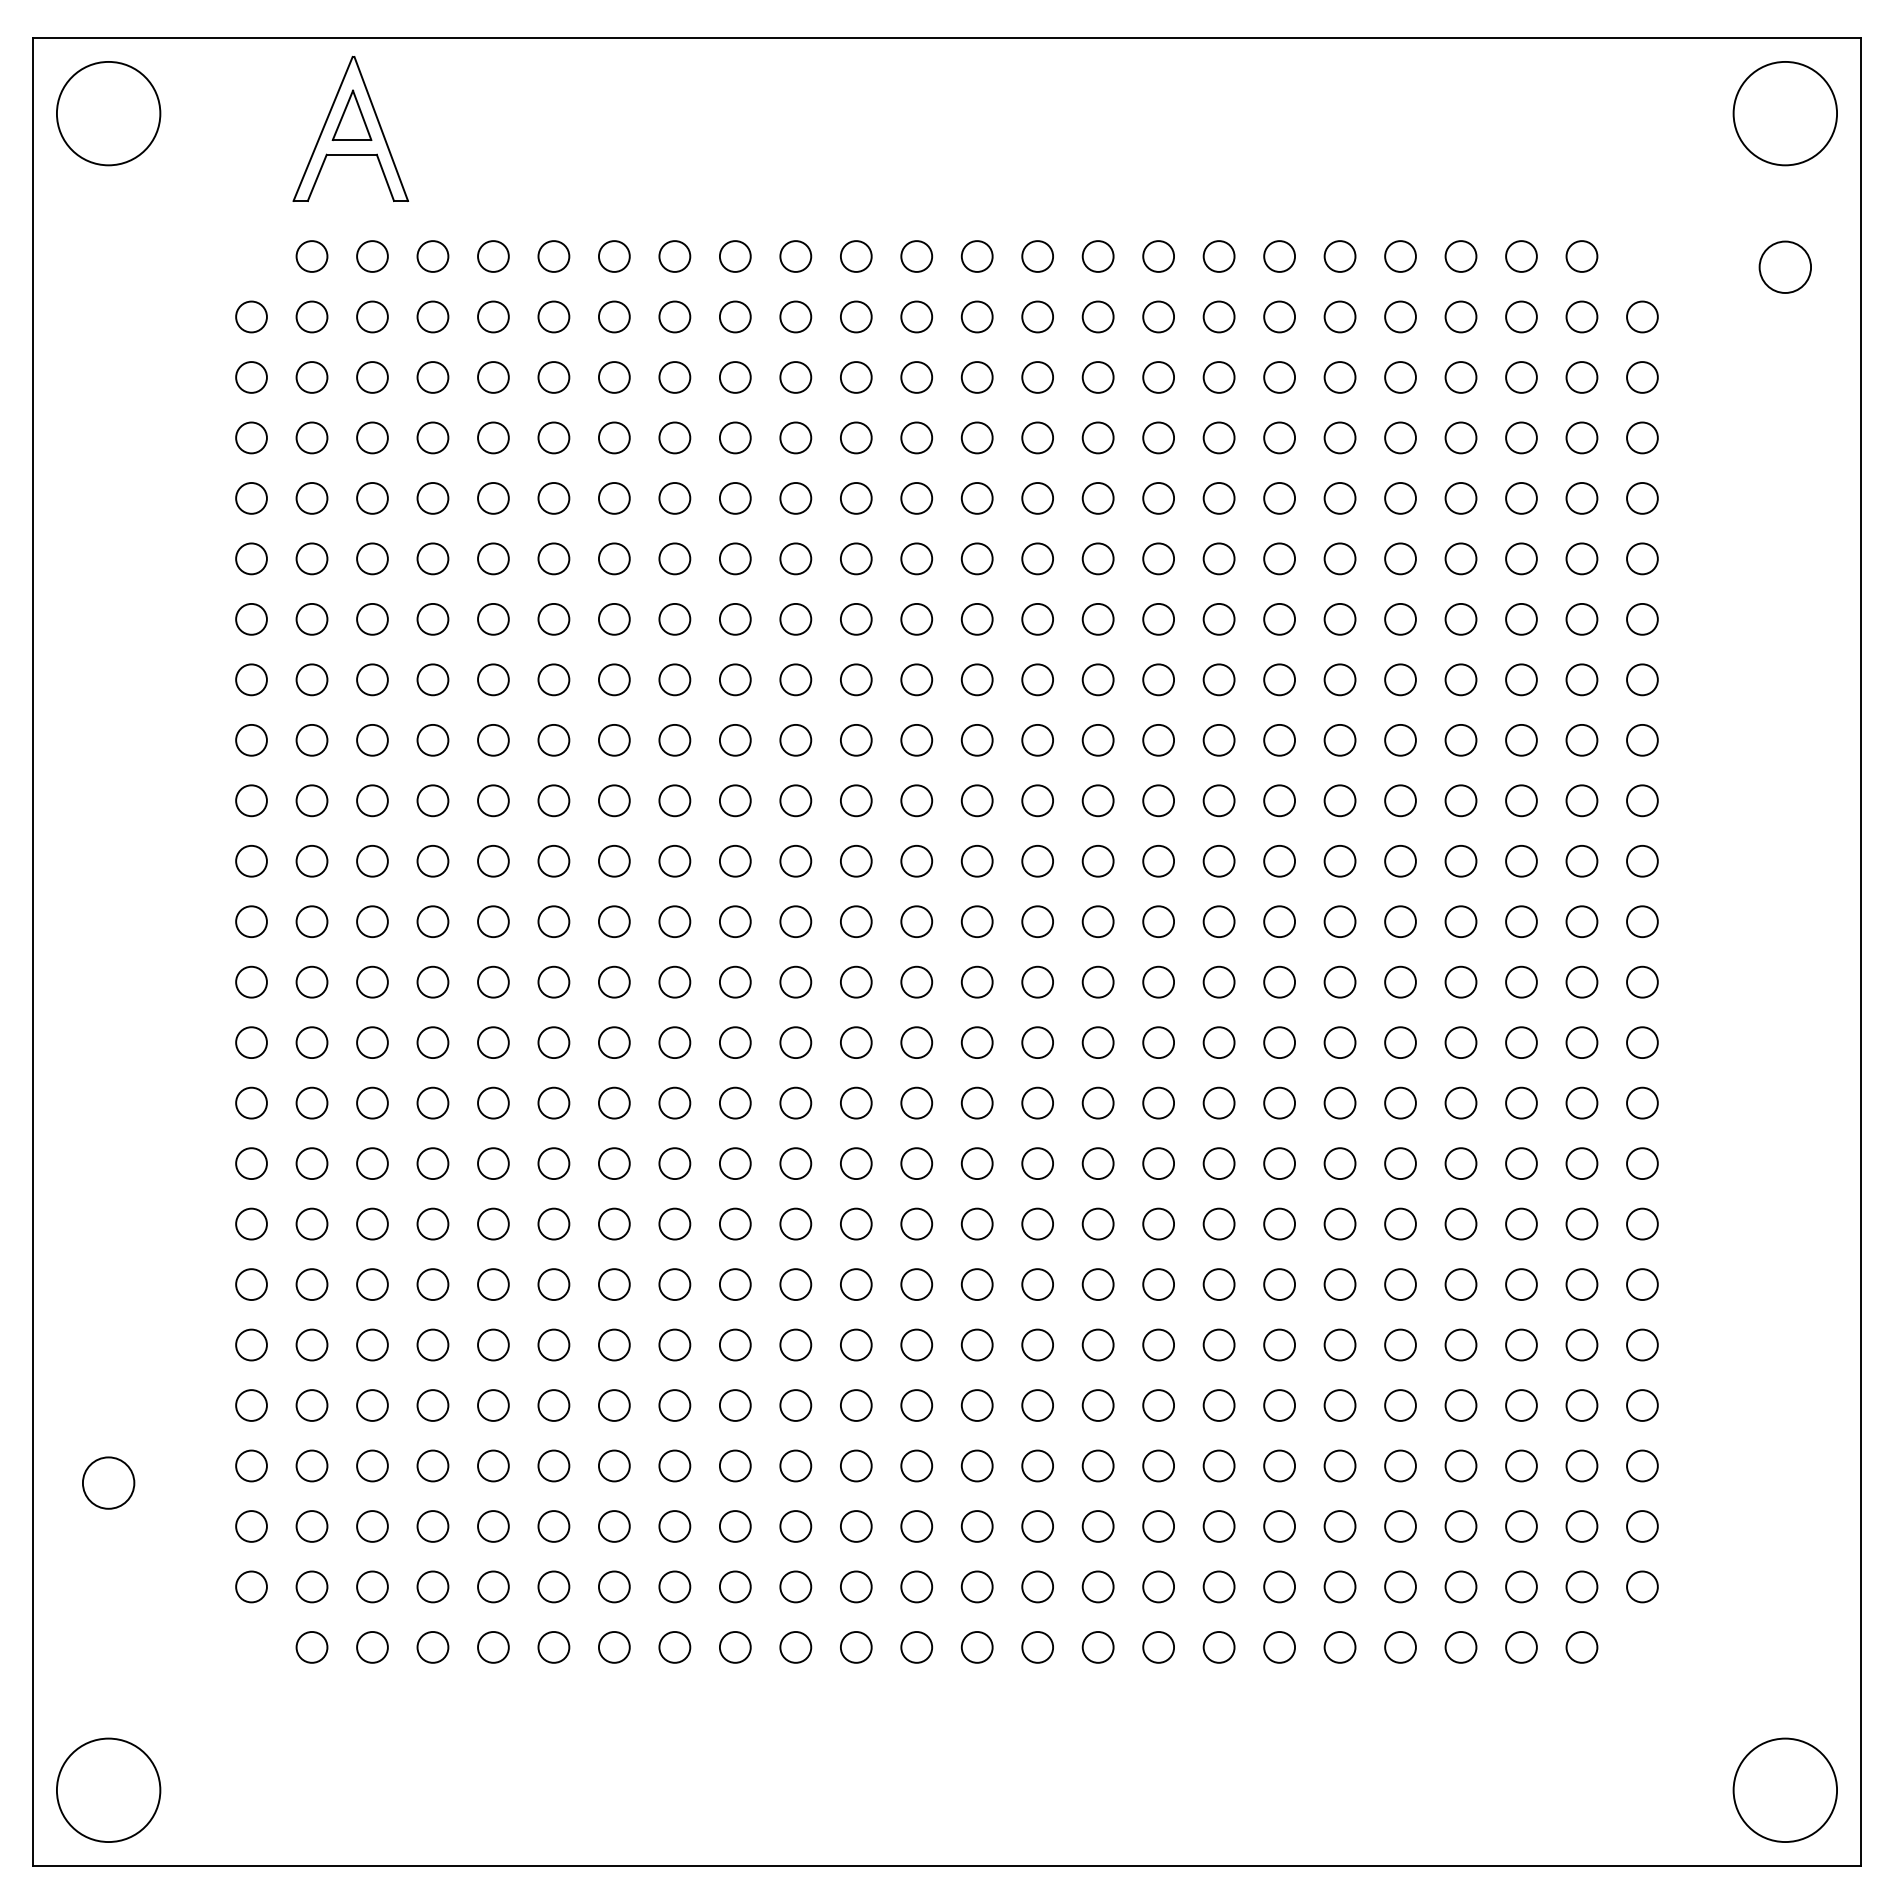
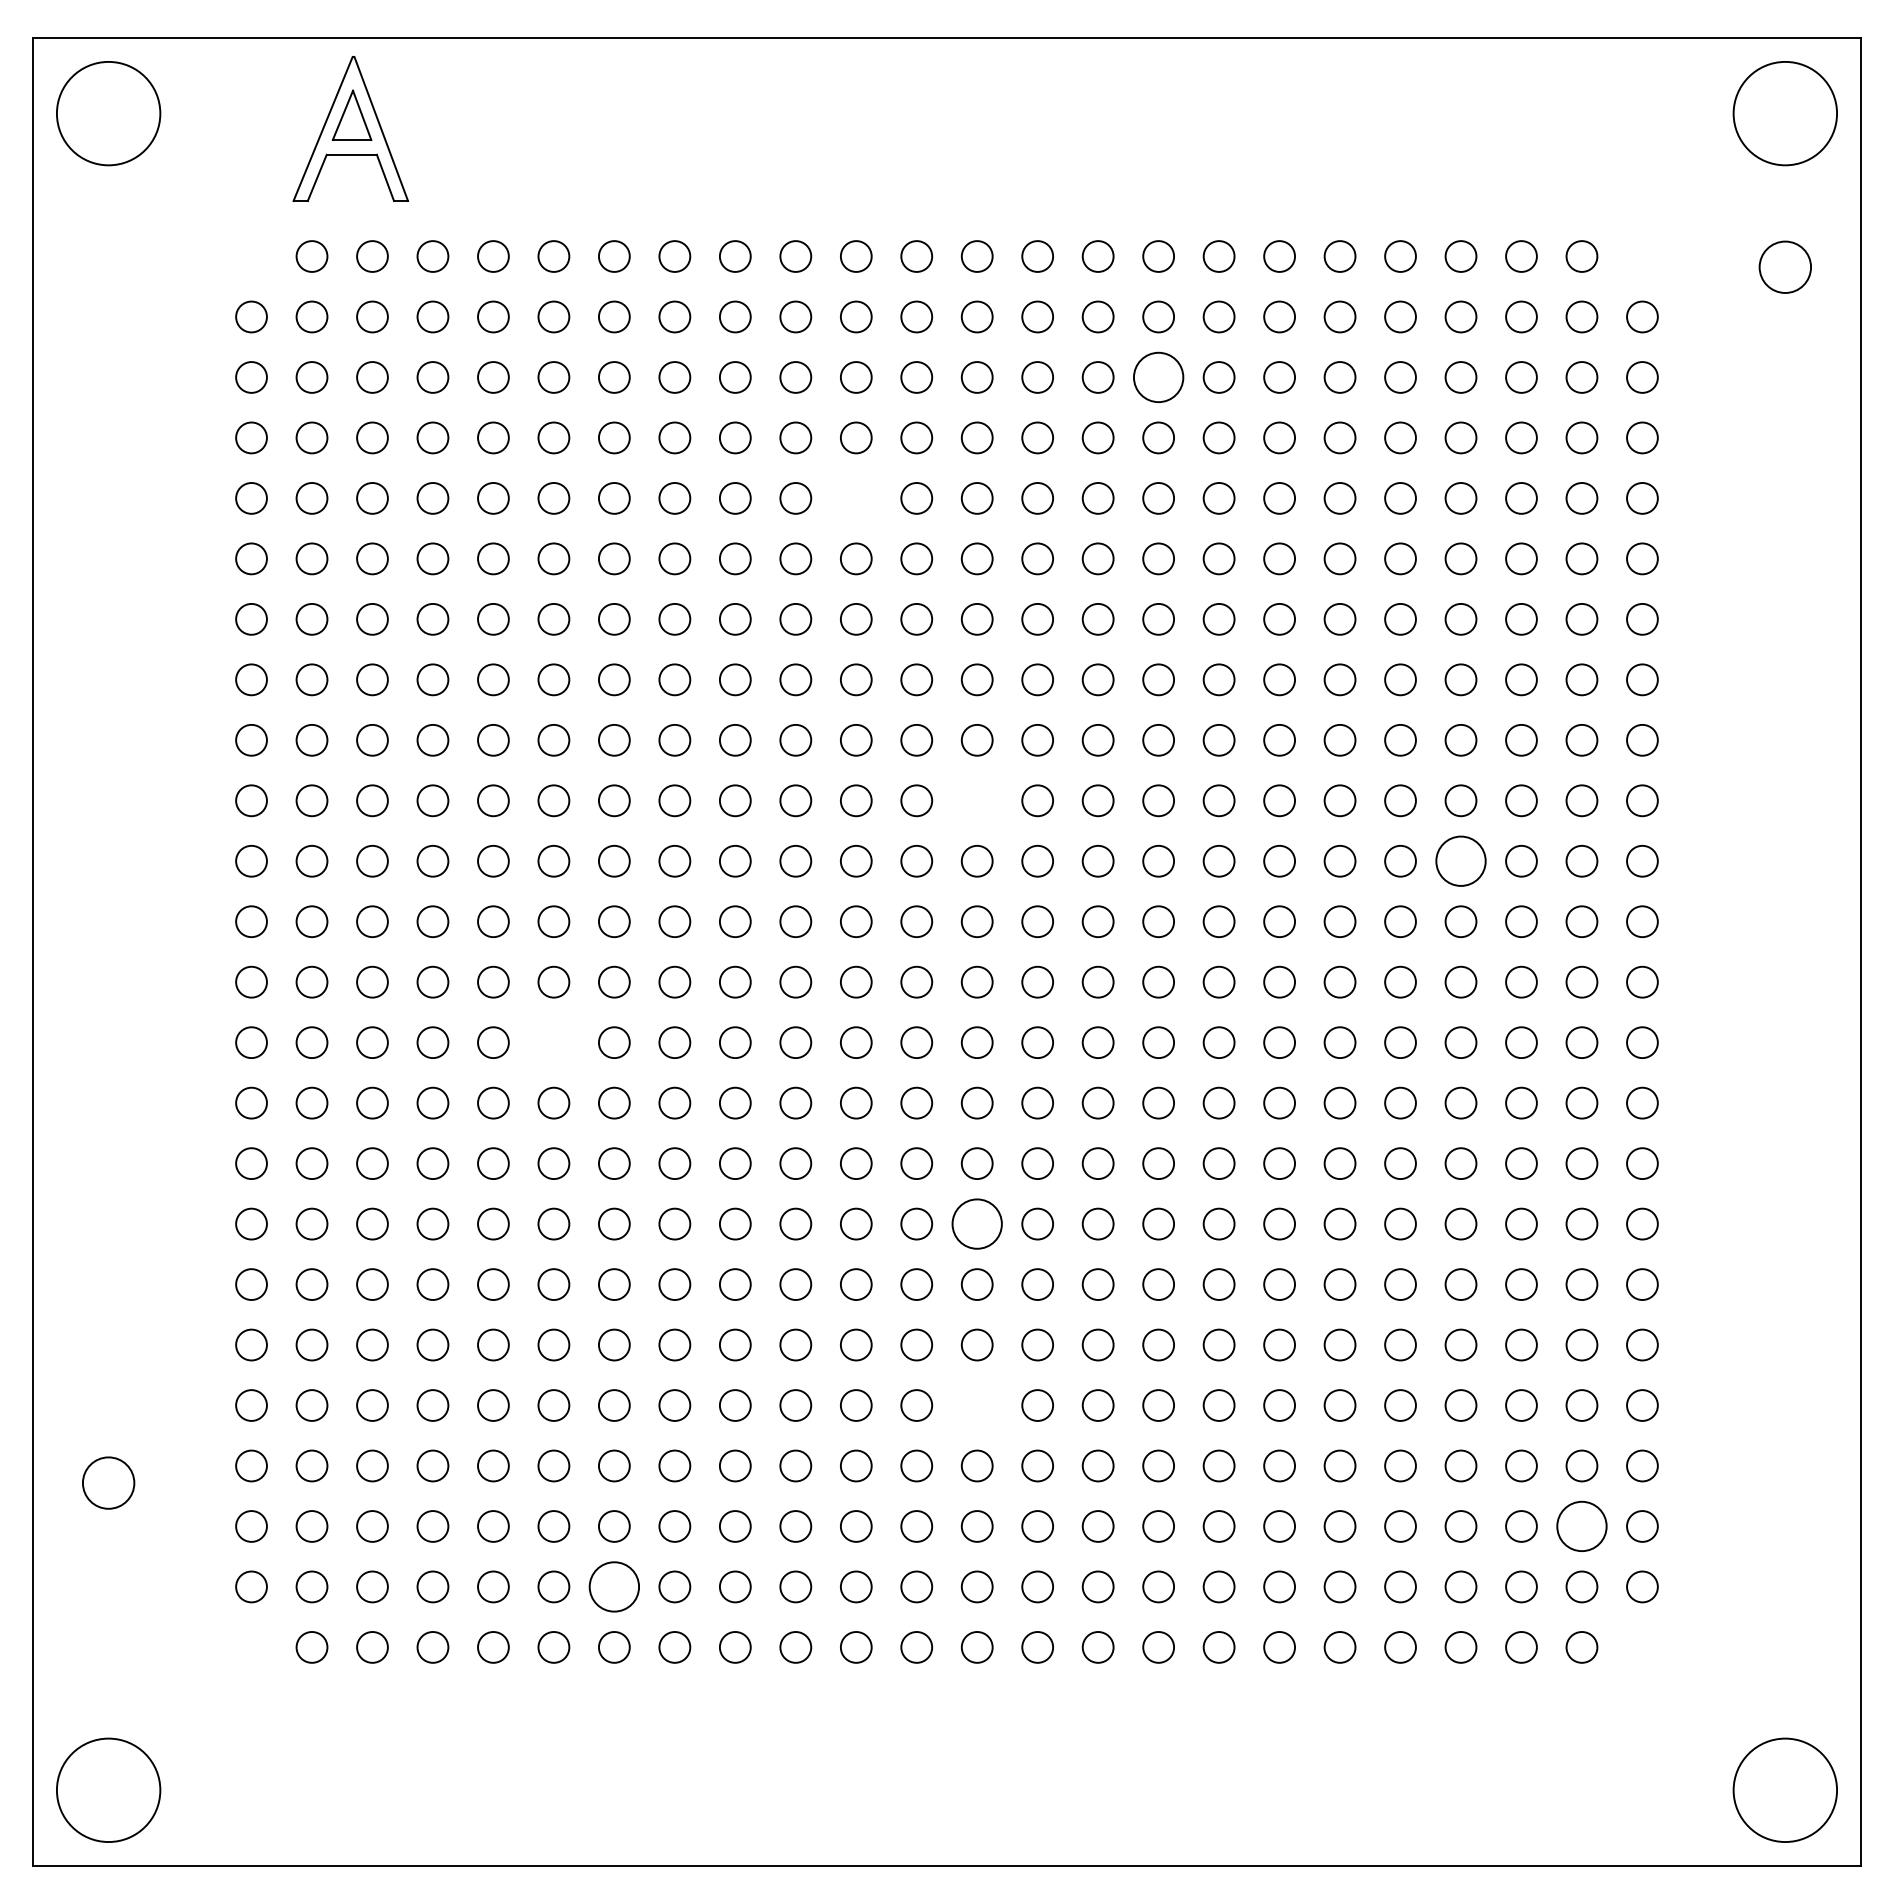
circle diameter: 31 px -> 49 px (1158, 377)
circle: present -> none (856, 498)
circle: present -> none (976, 800)
circle diameter: 31 px -> 49 px (1460, 860)
circle: present -> none (553, 1042)
circle diameter: 31 px -> 49 px (976, 1223)
circle: present -> none (976, 1405)
circle diameter: 31 px -> 49 px (1581, 1526)
circle diameter: 31 px -> 49 px (614, 1586)
